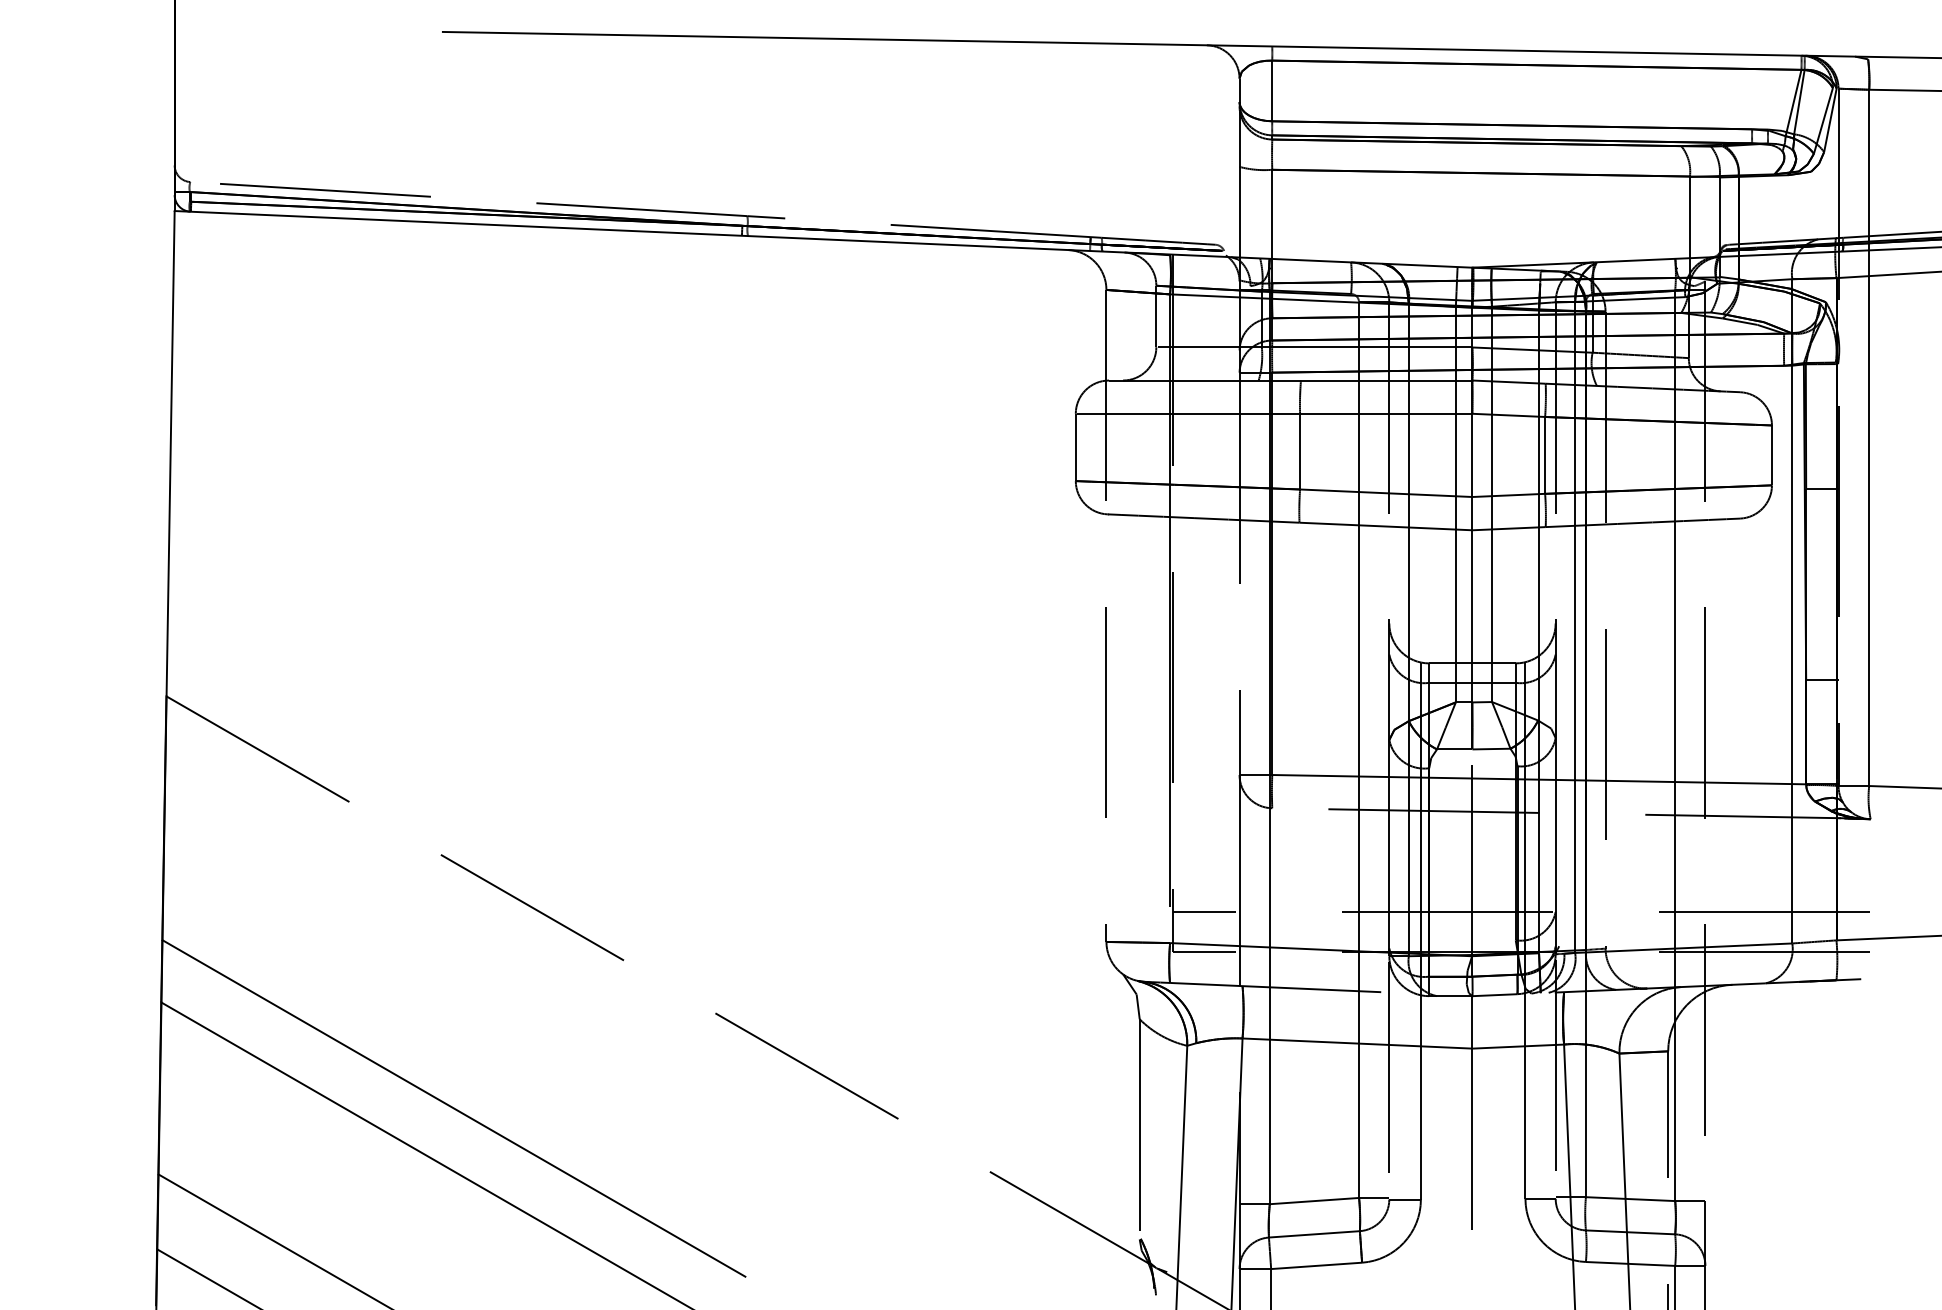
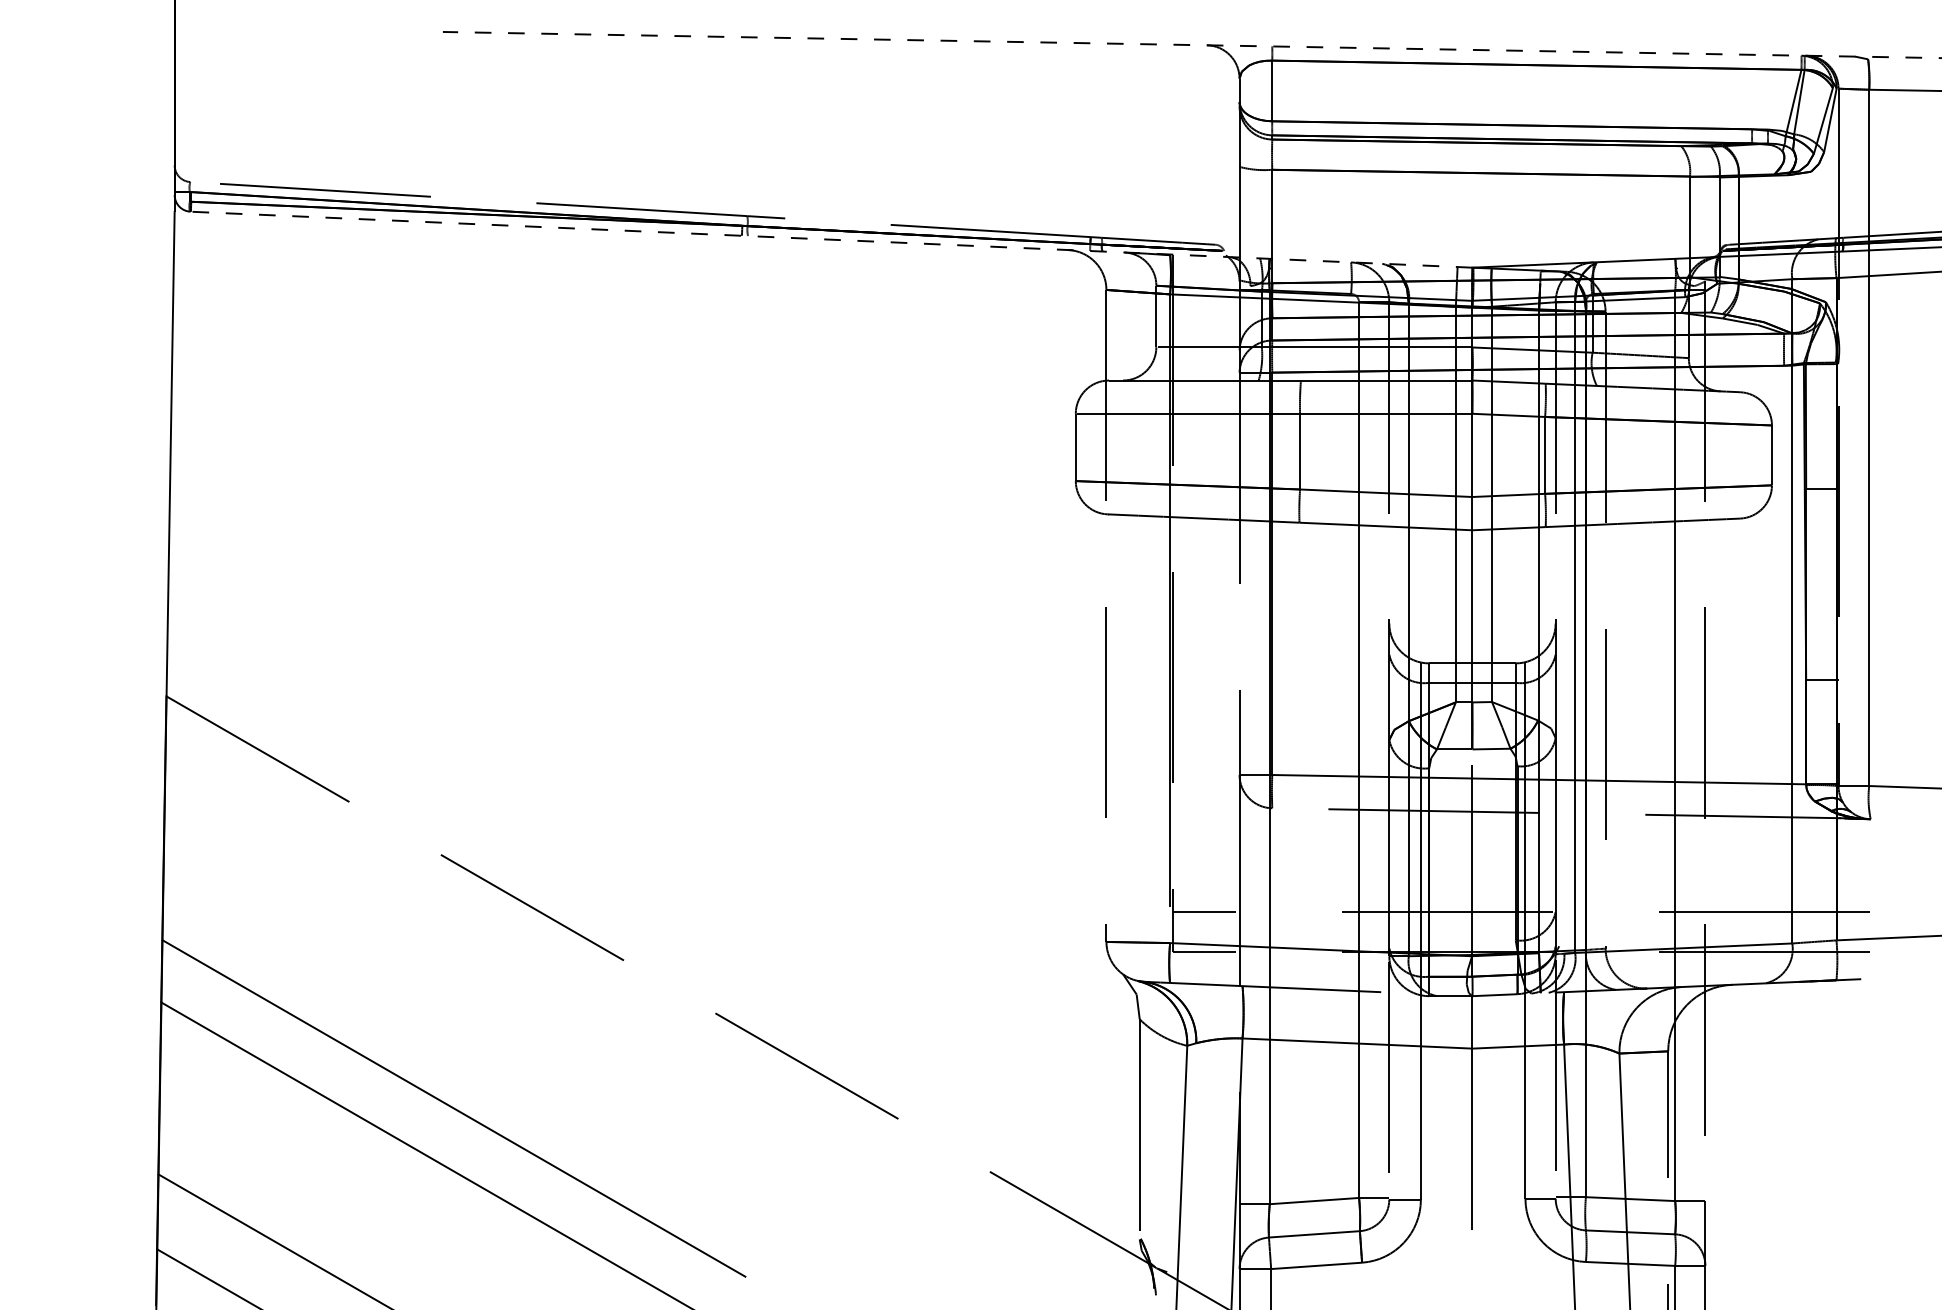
line: solid -> dashed (1191, 45)
line: solid -> dashed (823, 239)
